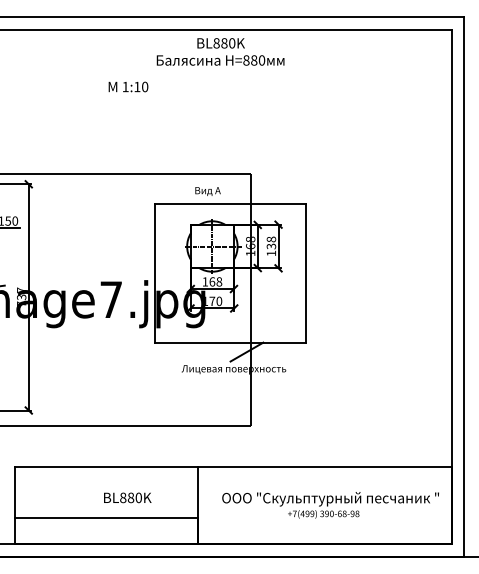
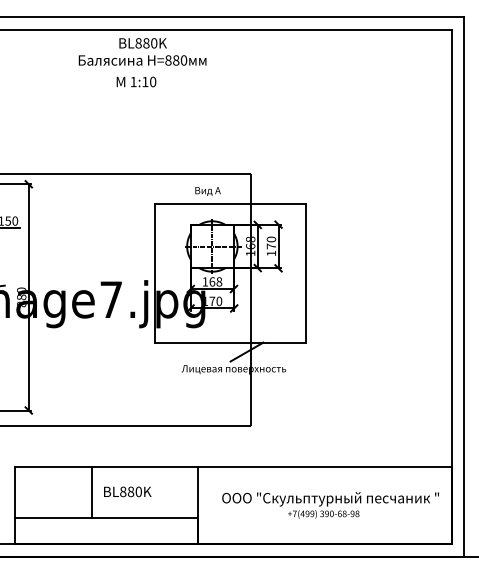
text position: (220, 51) -> (142, 51) (142, 51)
text position: (128, 86) -> (136, 81) (136, 81)
text: 138 -> 170 (271, 242)
text: 737 -> 880 (21, 297)
line: none -> present (91, 492)
text position: (127, 497) -> (127, 491) (127, 491)
